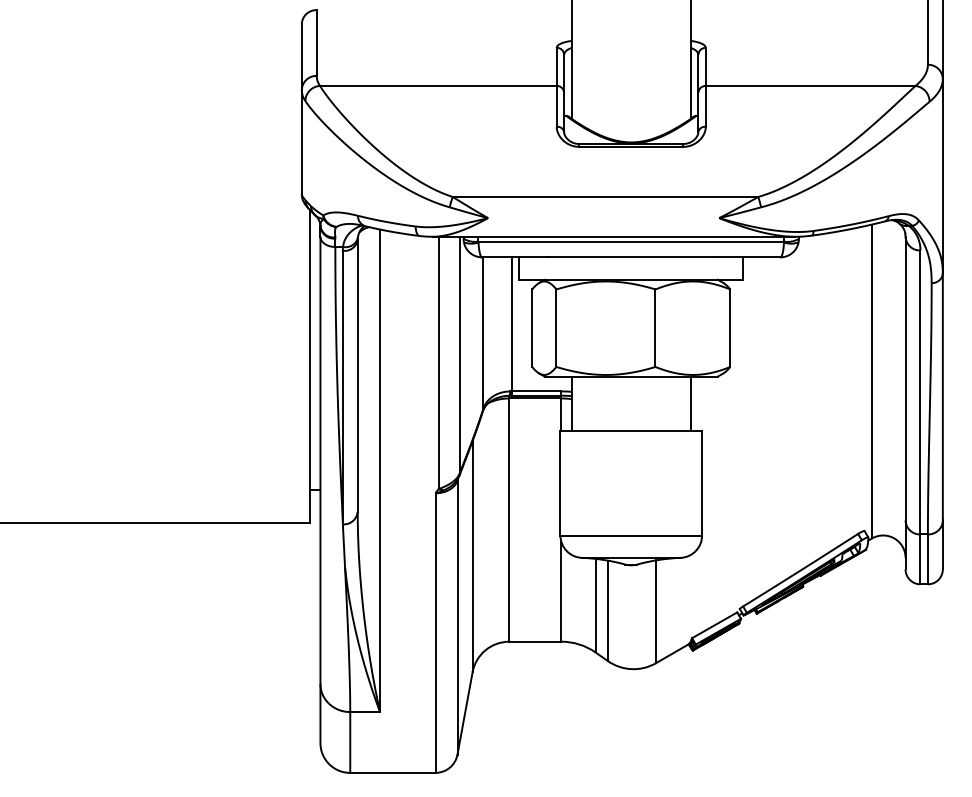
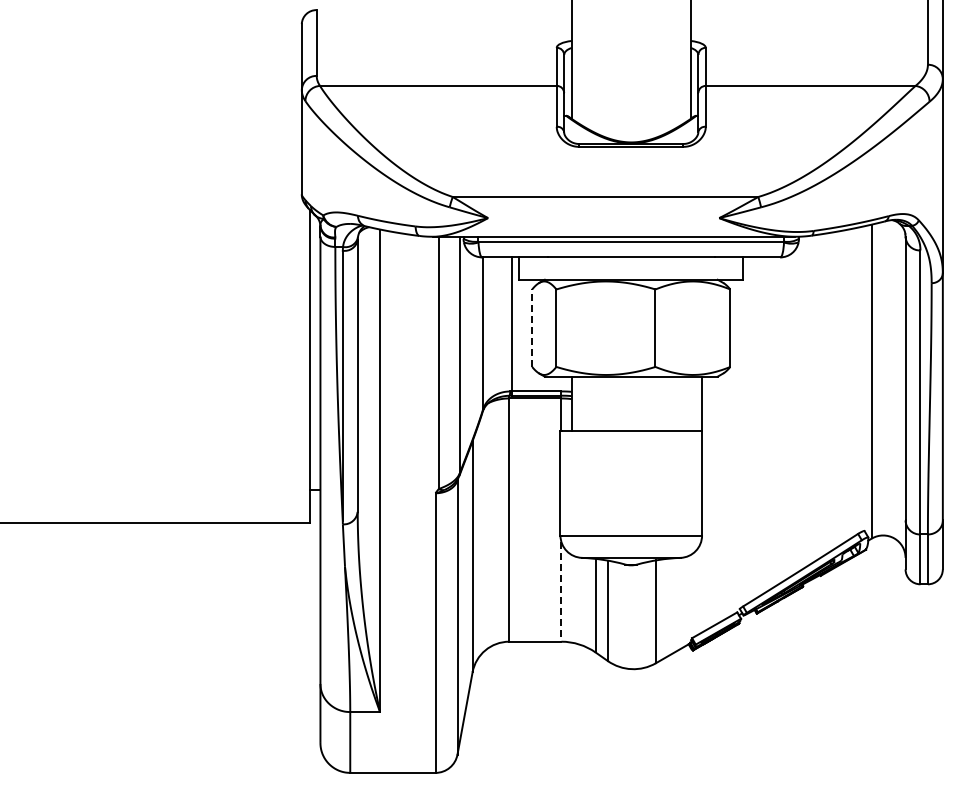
line: solid -> dashed (532, 328)
line position: (690, 403) -> (701, 403) (701, 403)
line: solid -> dashed (561, 591)
